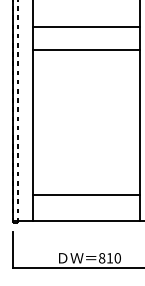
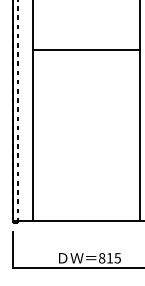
line: present -> none (85, 26)
line: present -> none (85, 195)
text: 810 -> 815 (117, 258)
